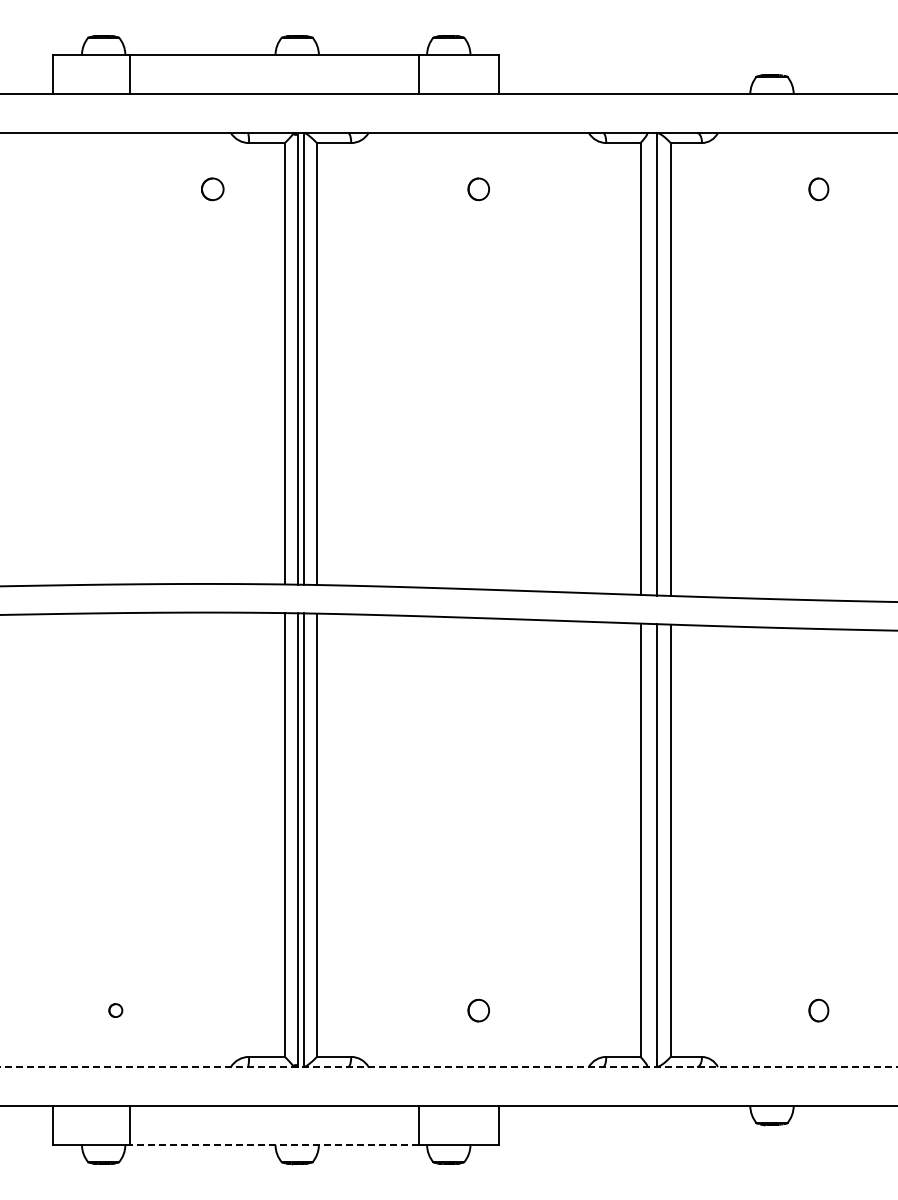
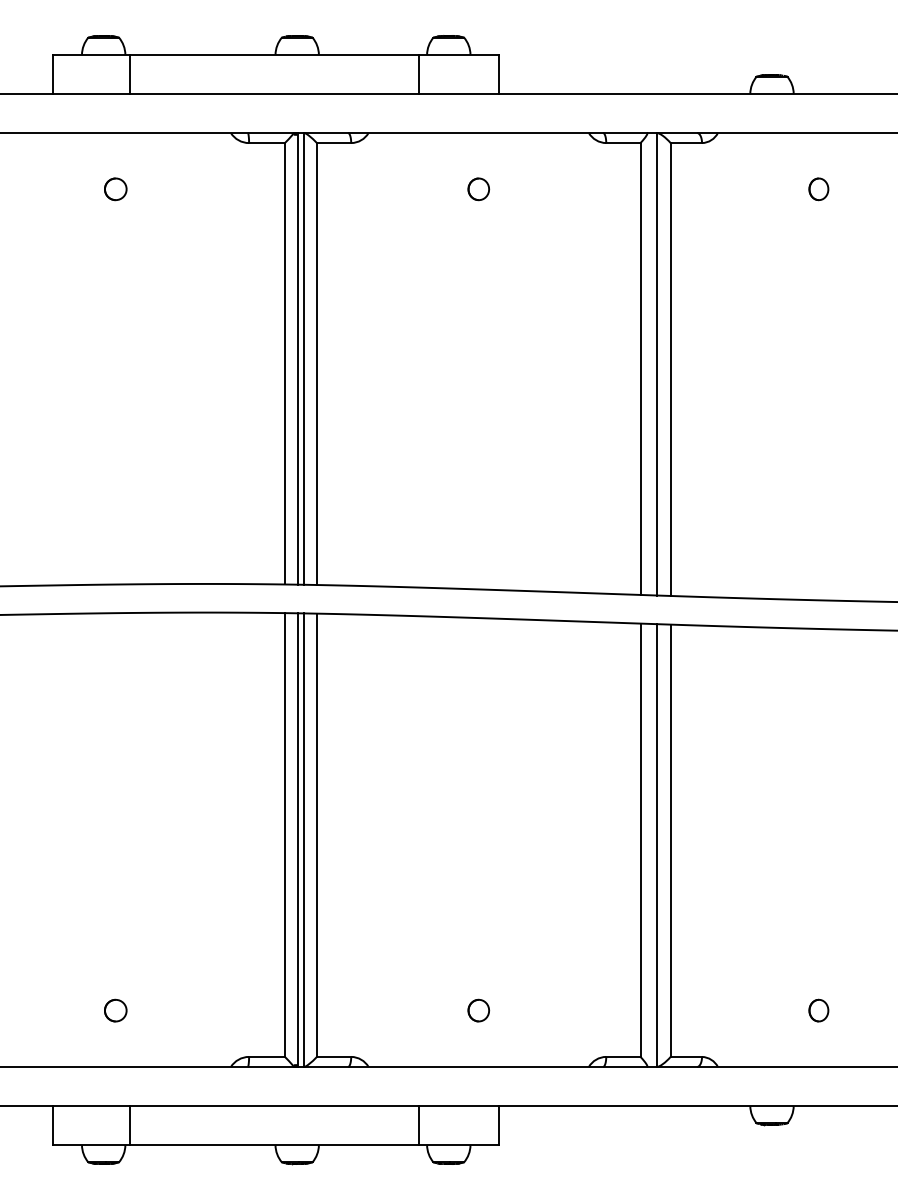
part position: (212, 189) -> (115, 189) (115, 189)
part size: 16x15 px -> 24x25 px (115, 1010)
line: dashed -> solid (448, 1067)
line: dashed -> solid (274, 1145)
